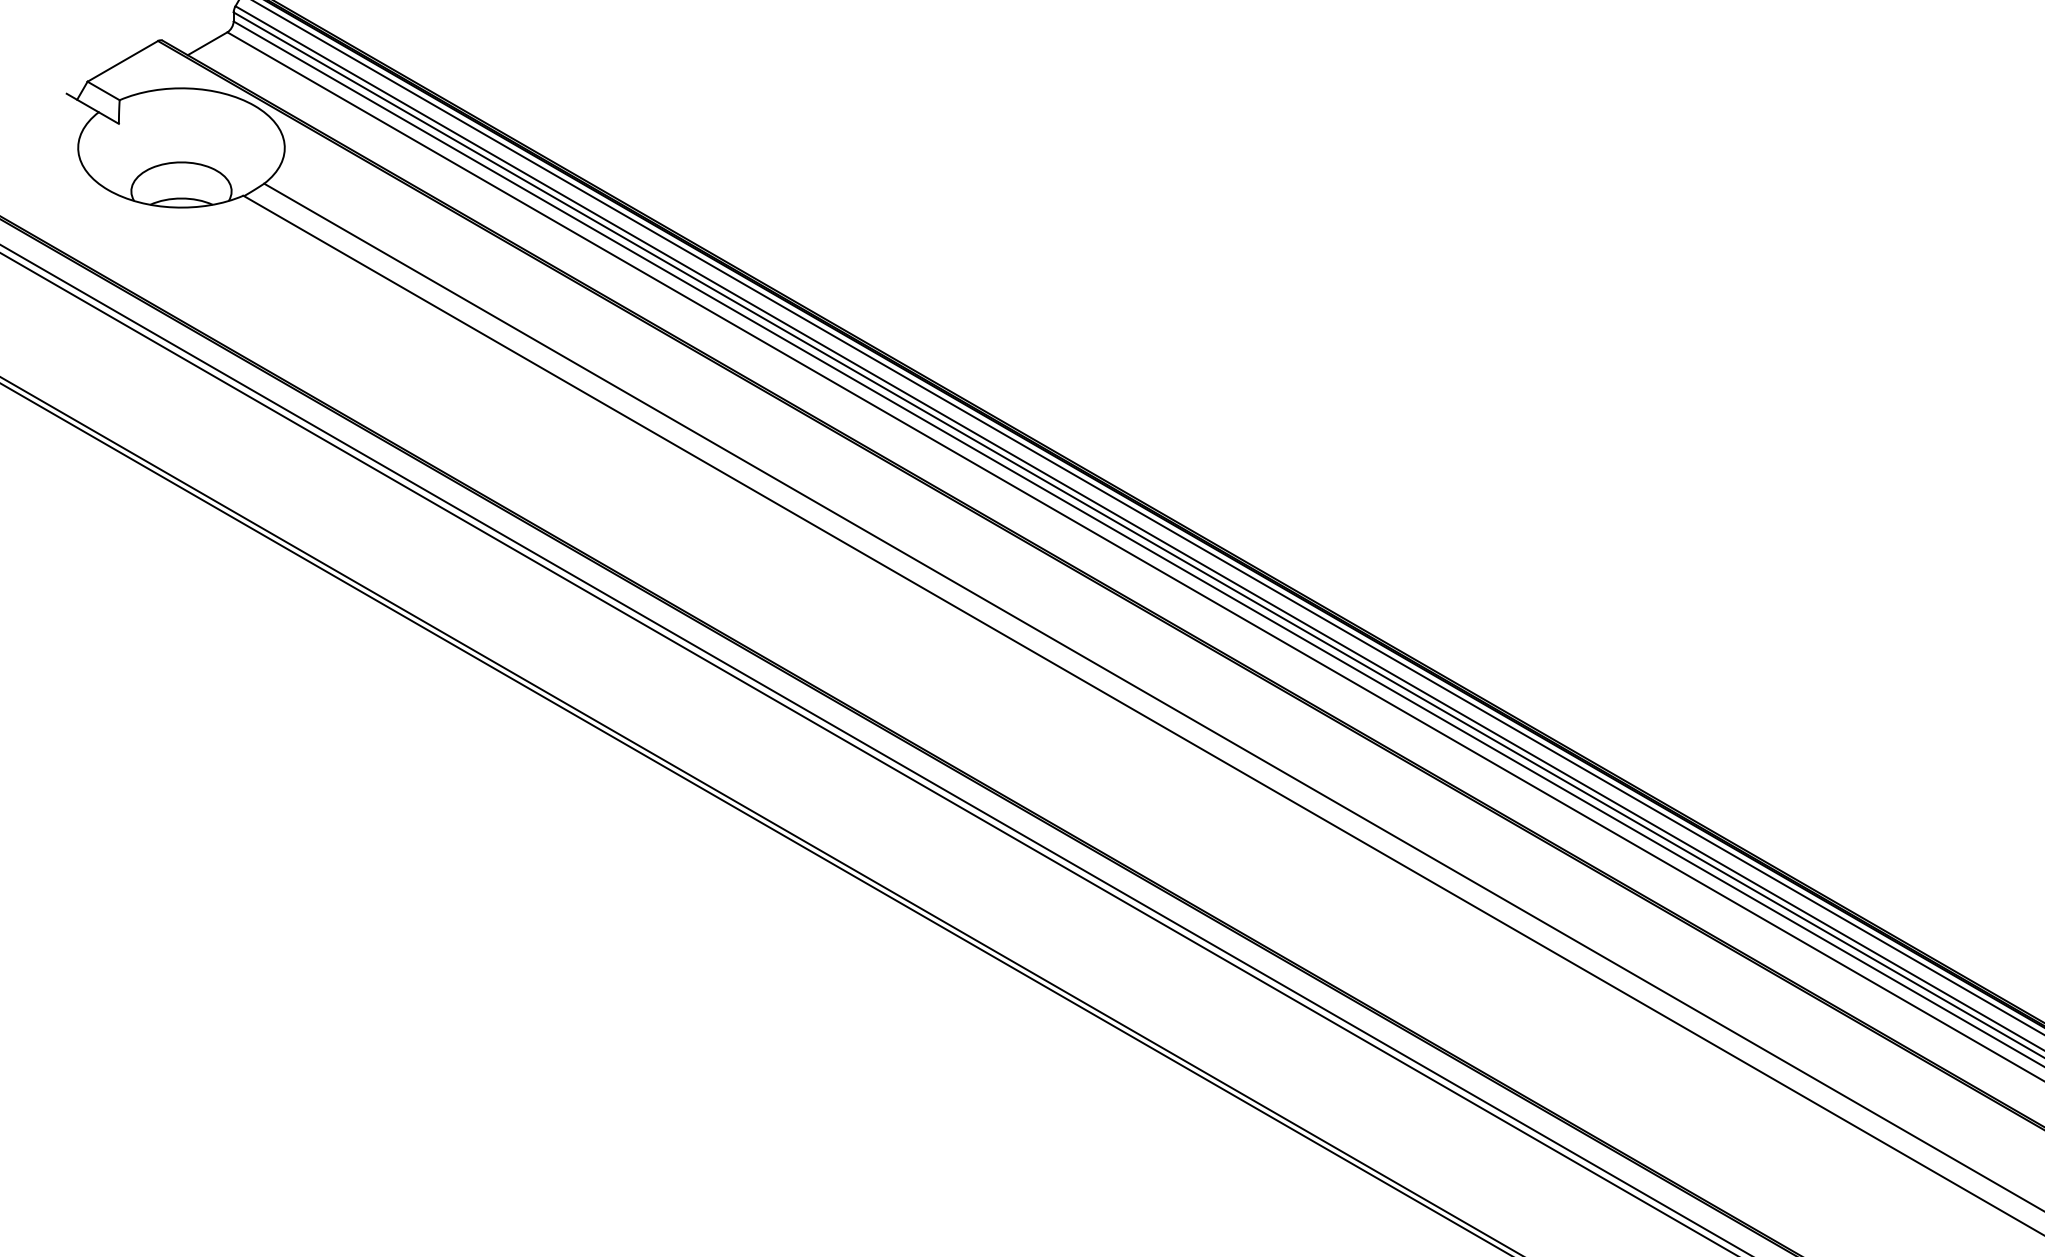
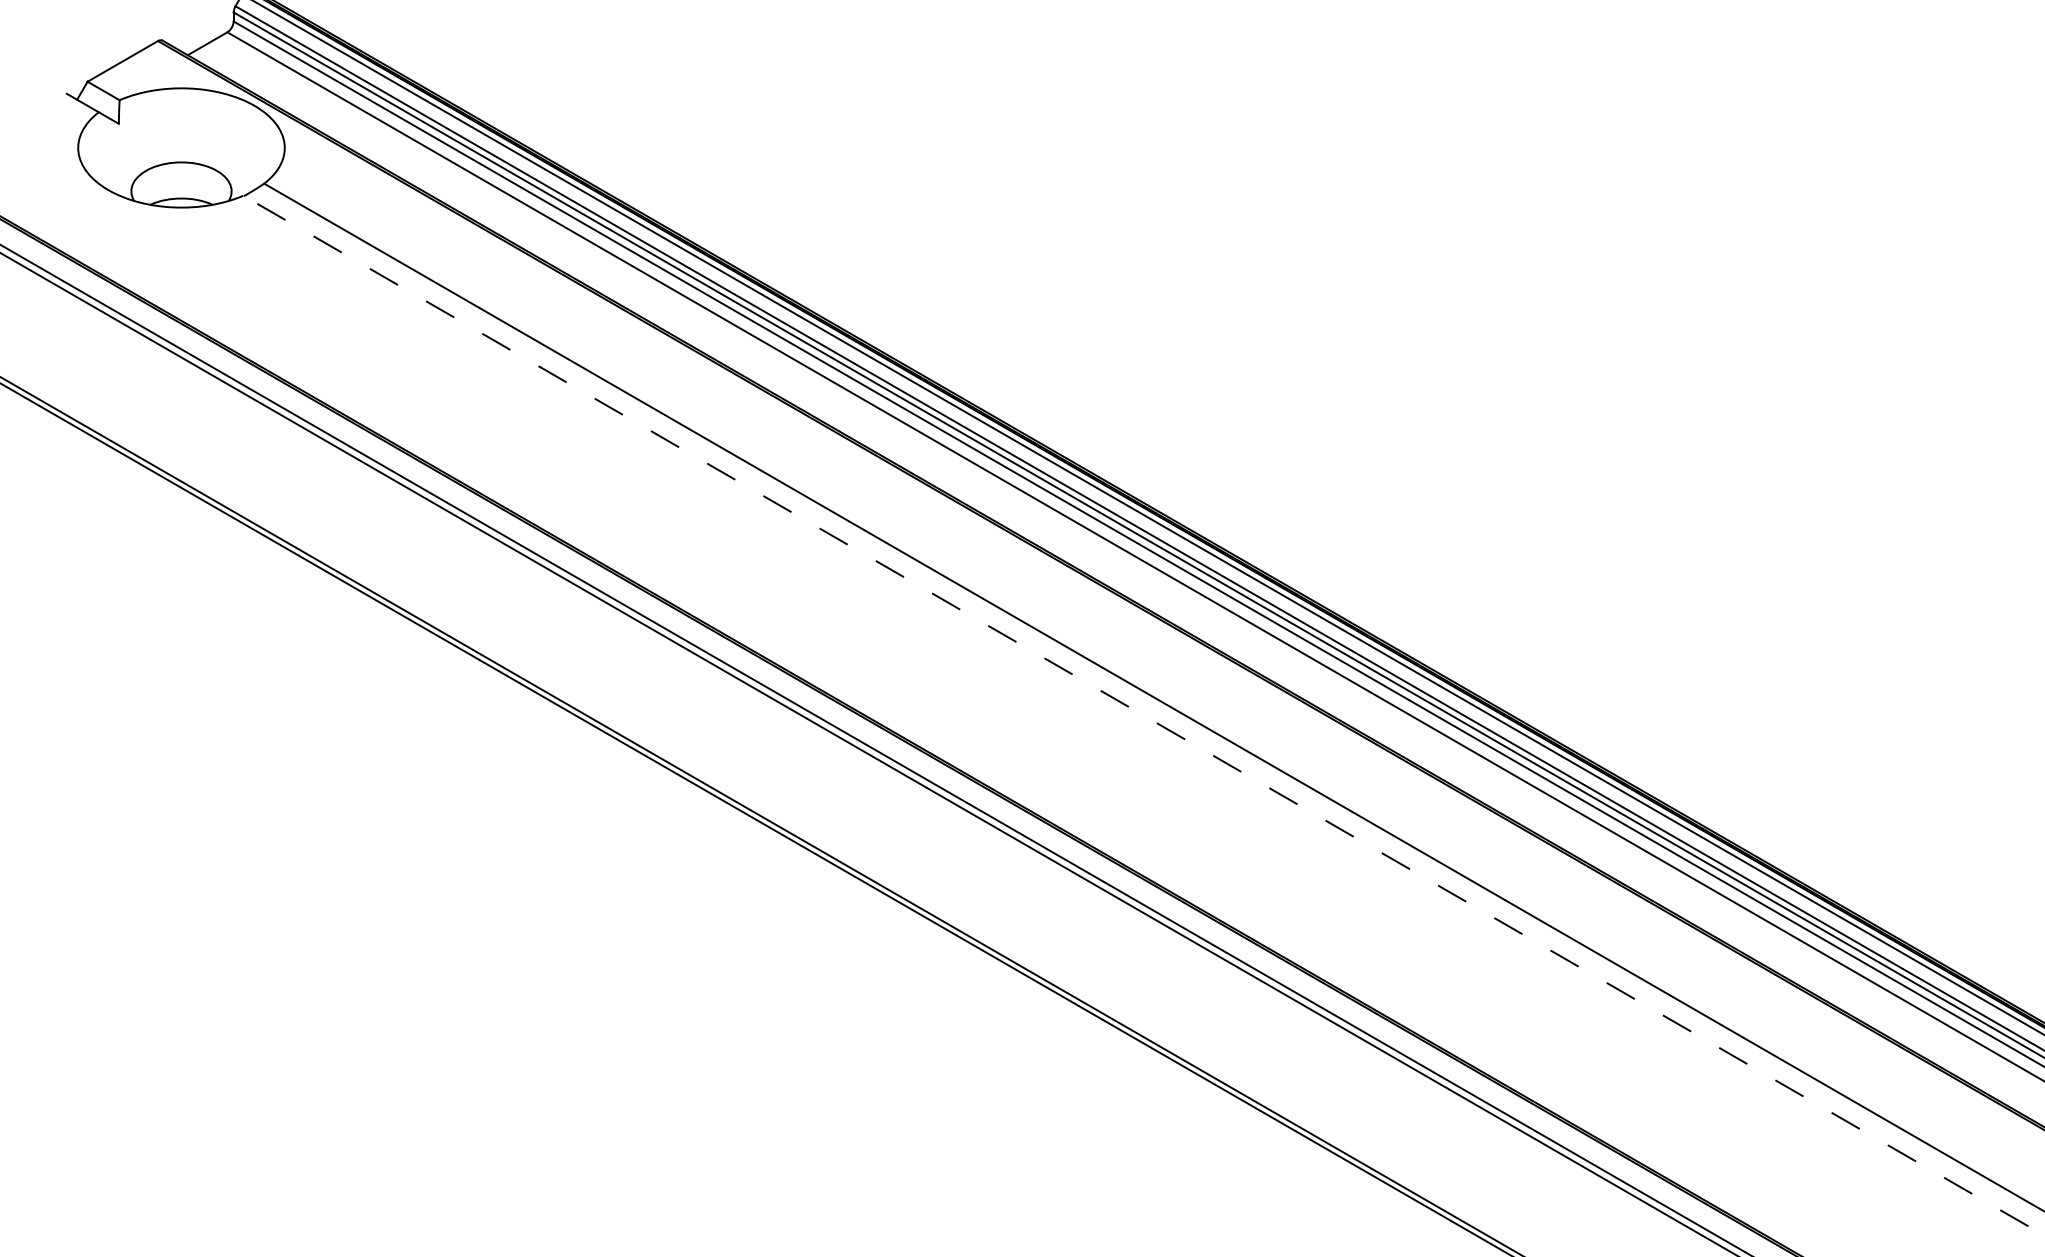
line: solid -> dashed (1143, 715)
